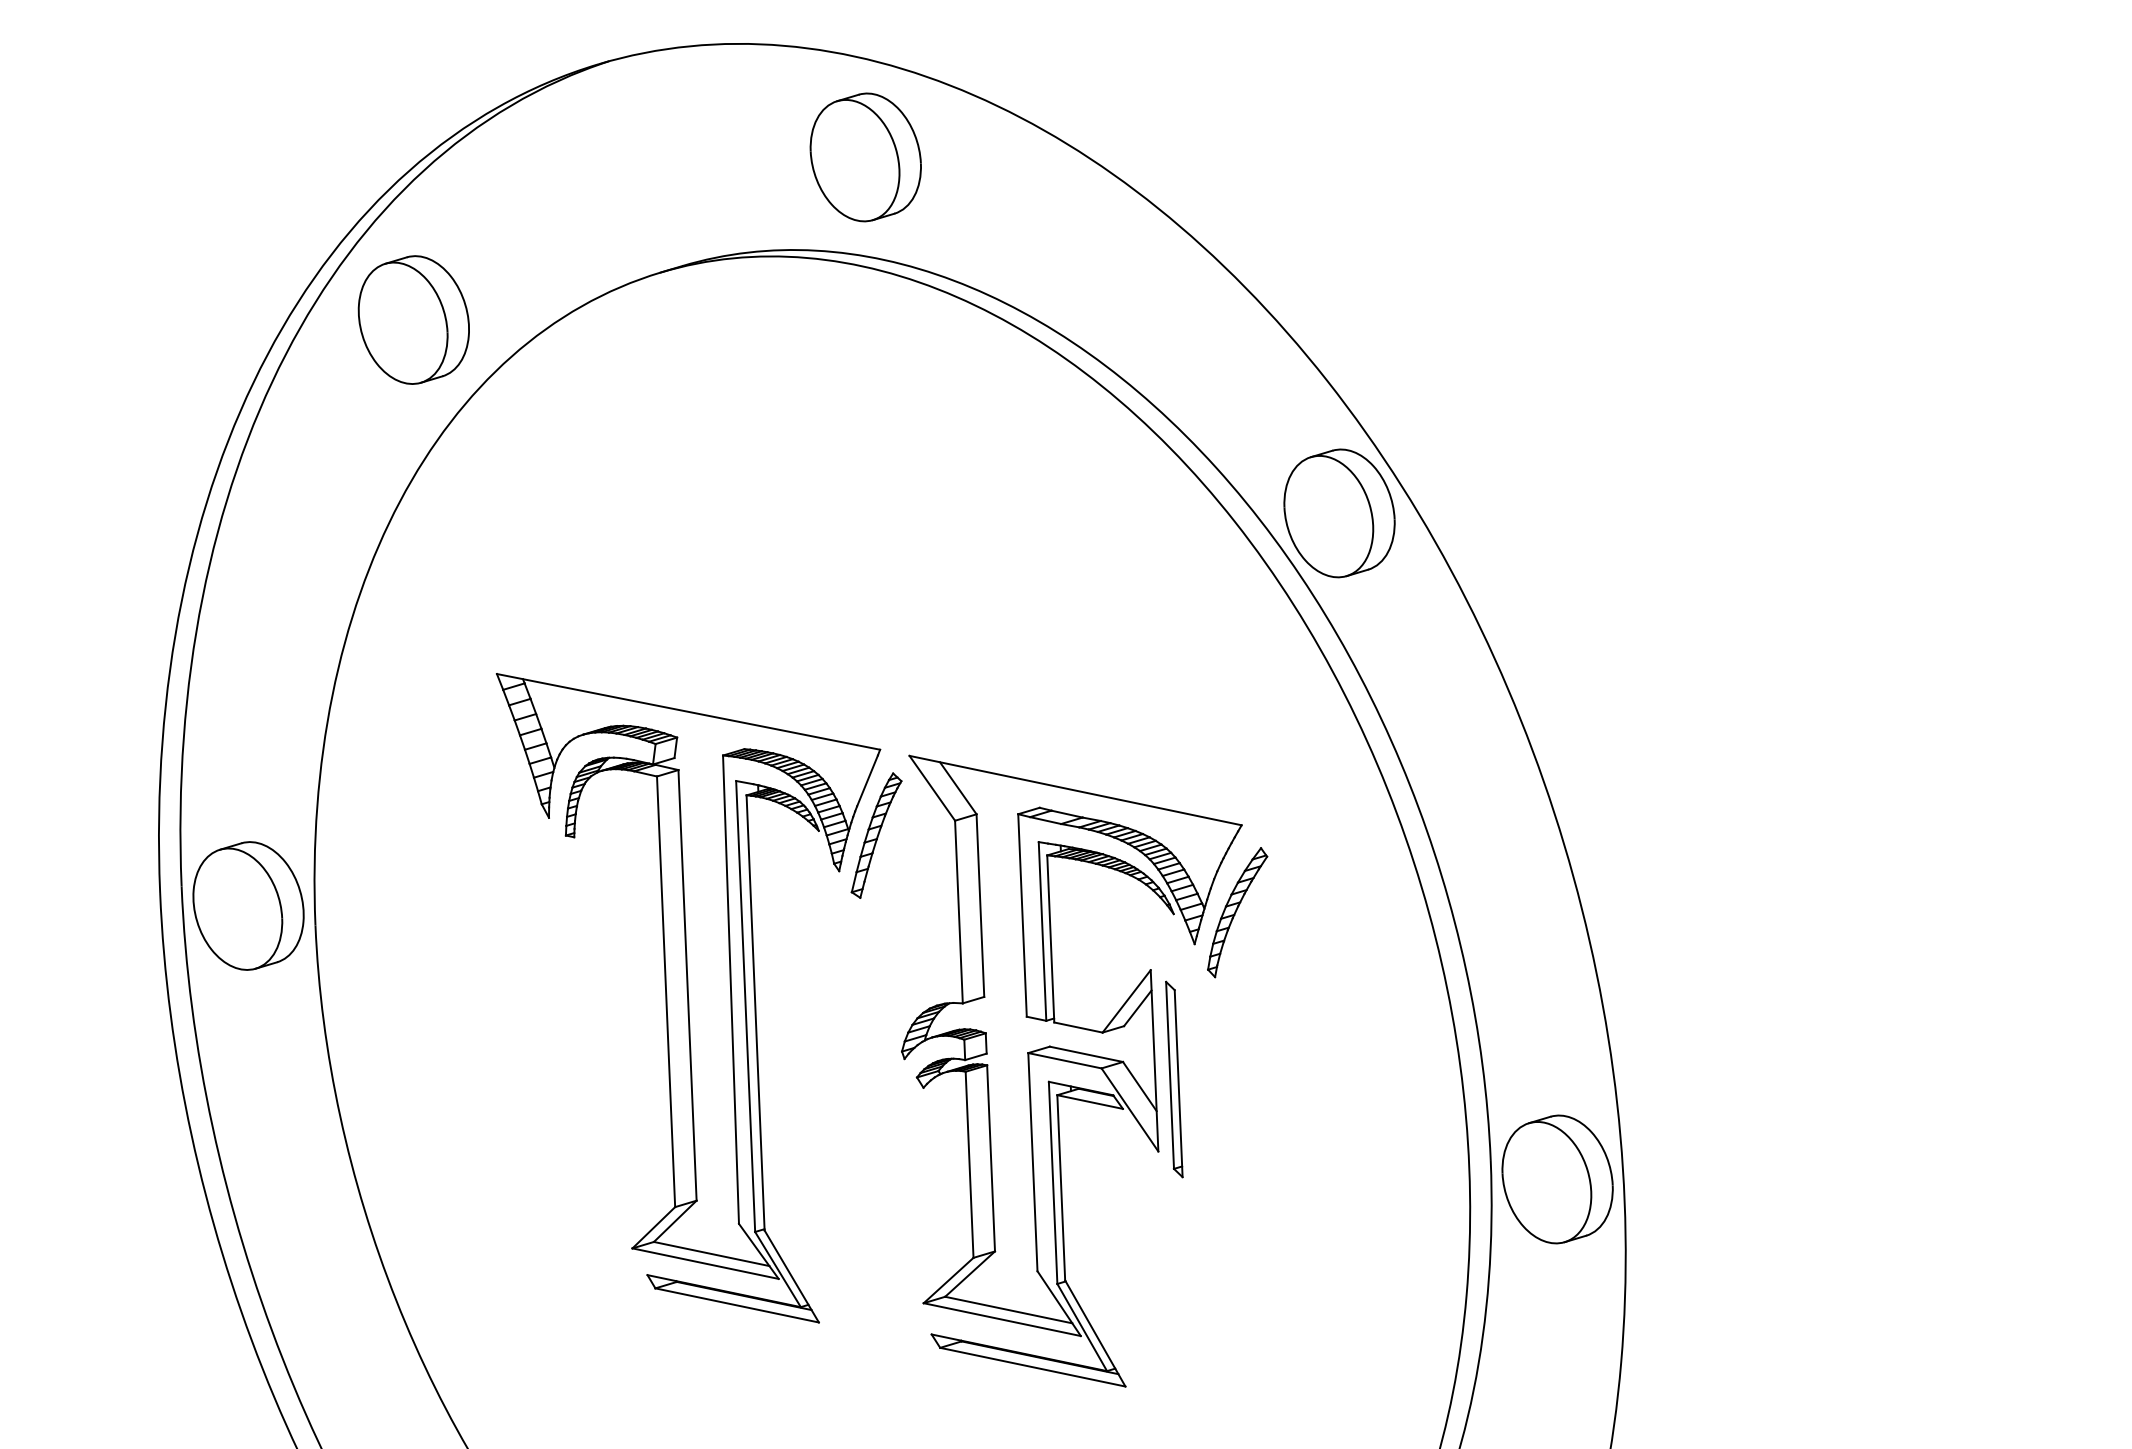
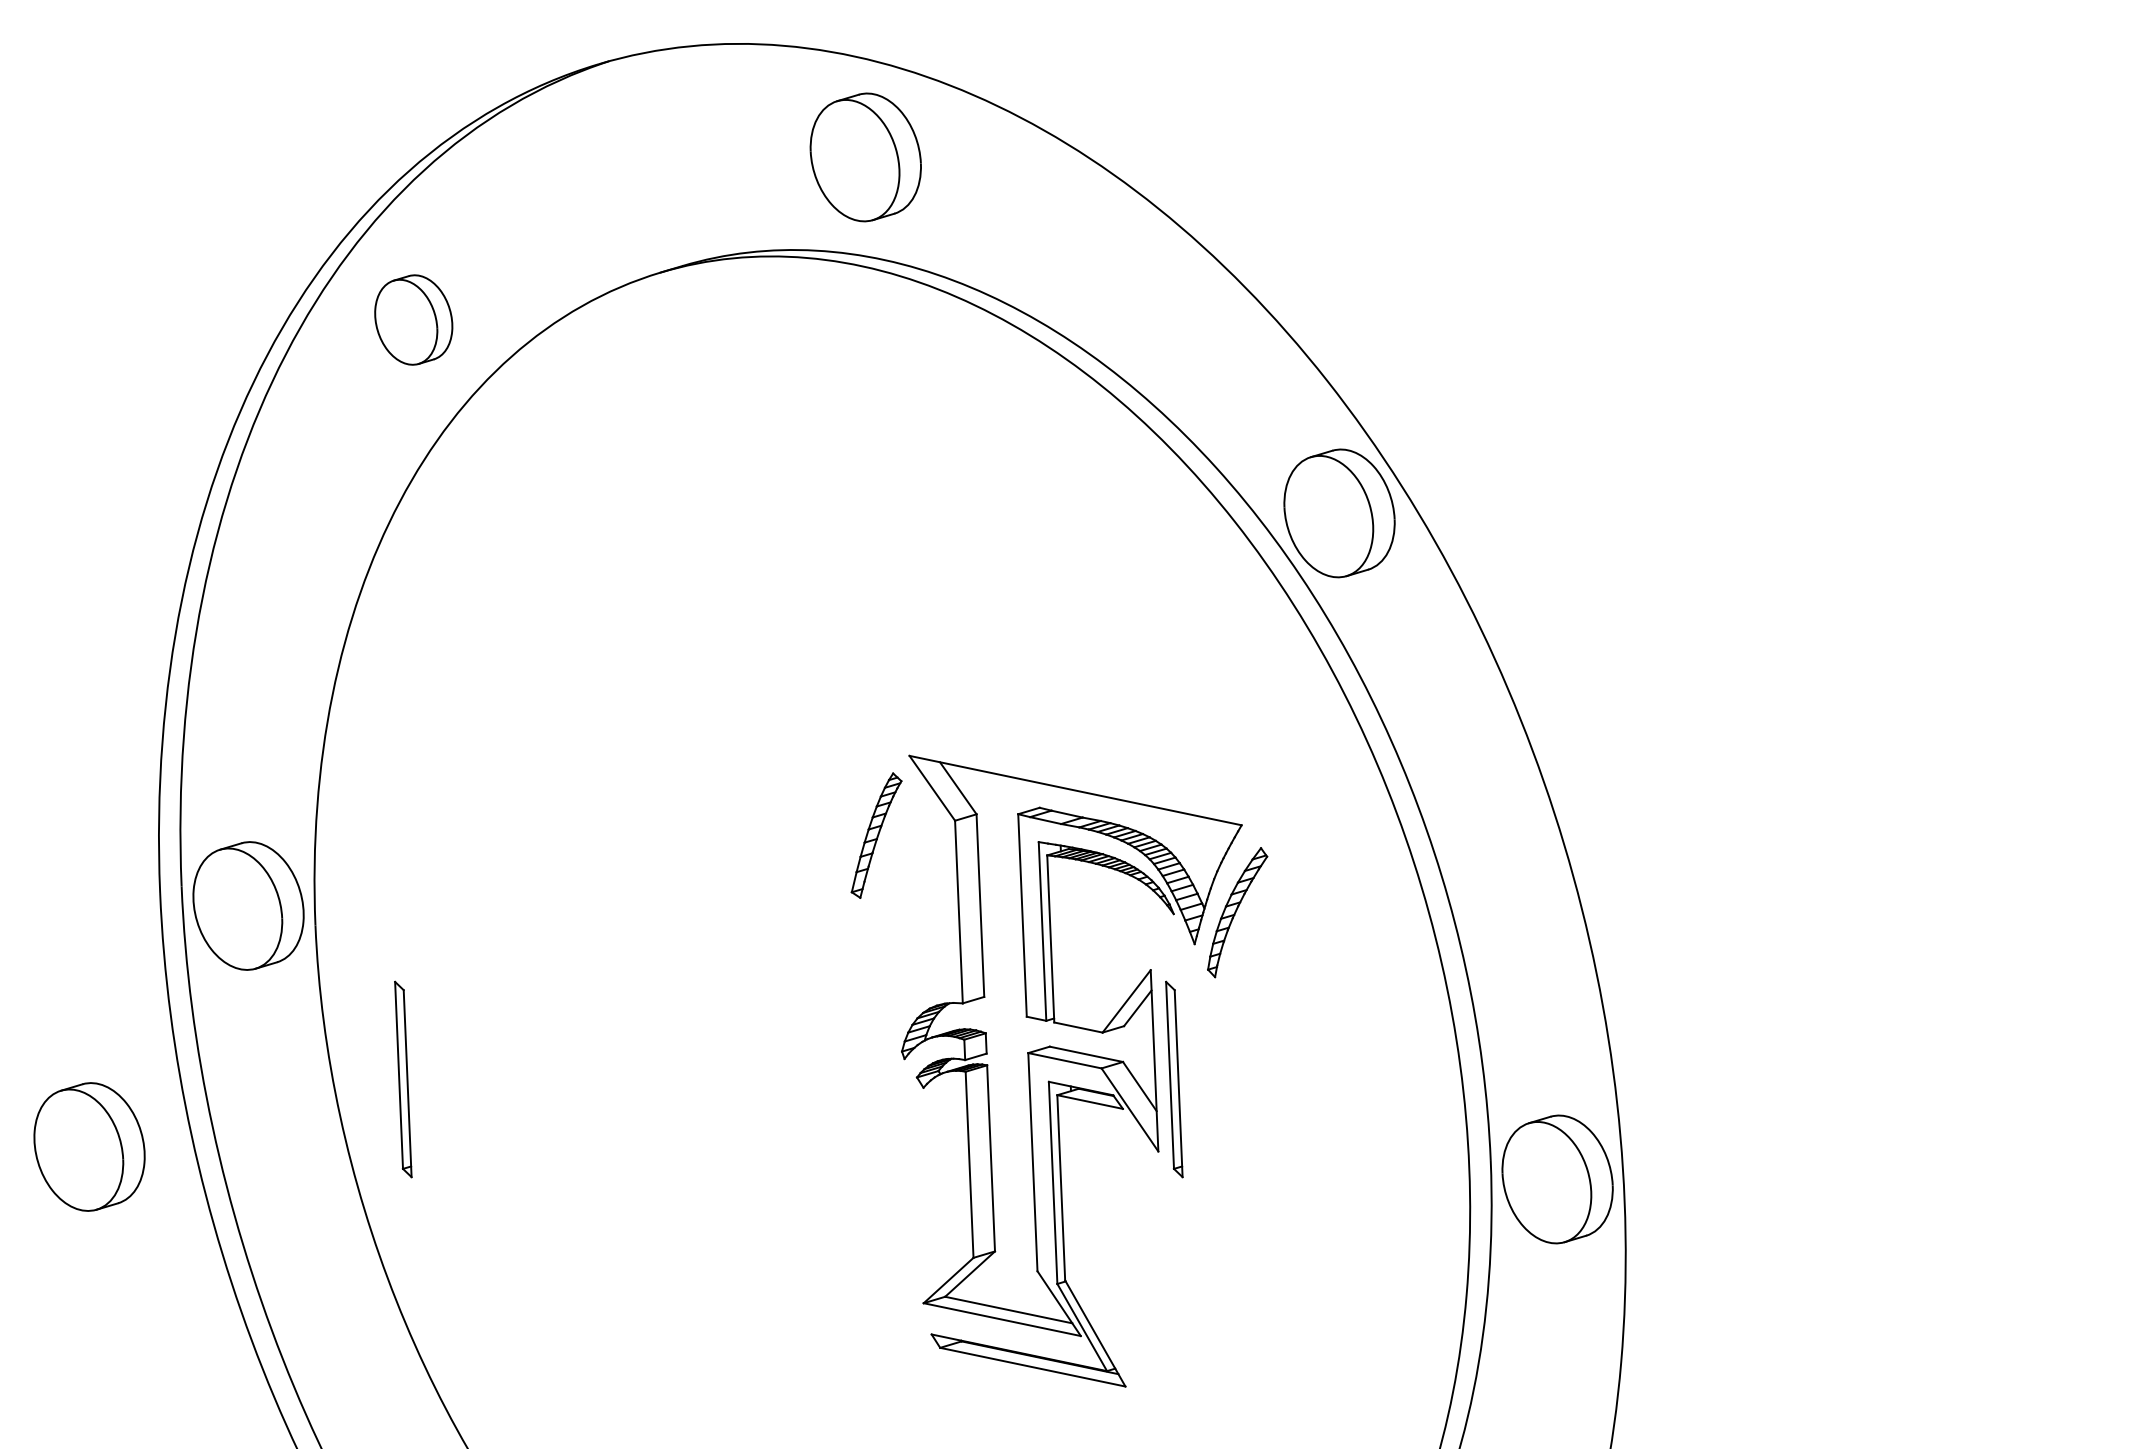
part size: 113x130 px -> 80x92 px (413, 319)
part: present -> none (688, 998)
part: none -> present (403, 1079)
part: none -> present (89, 1146)
